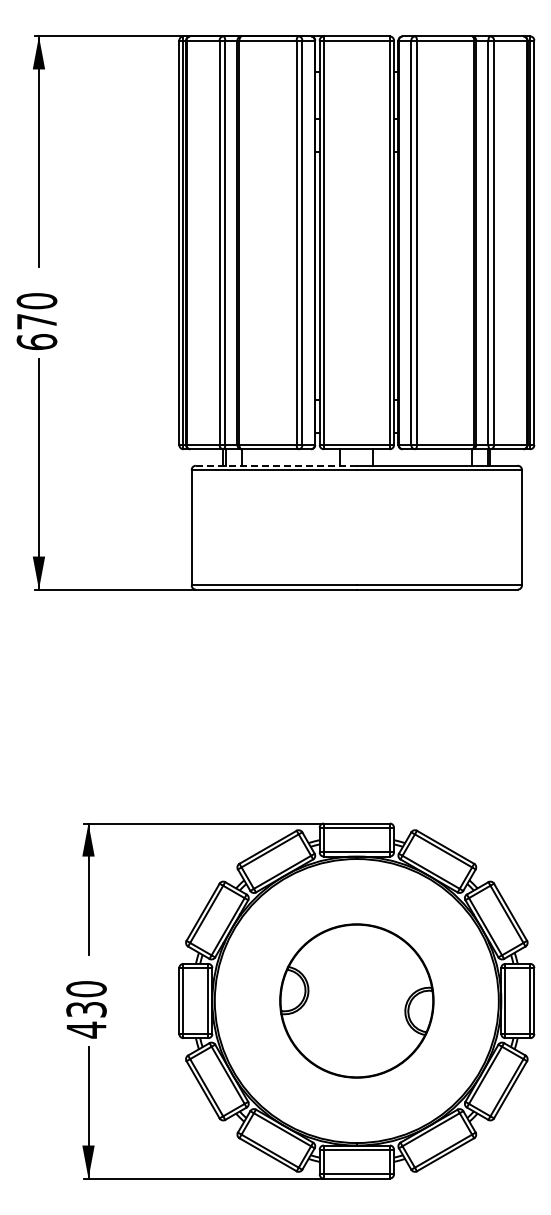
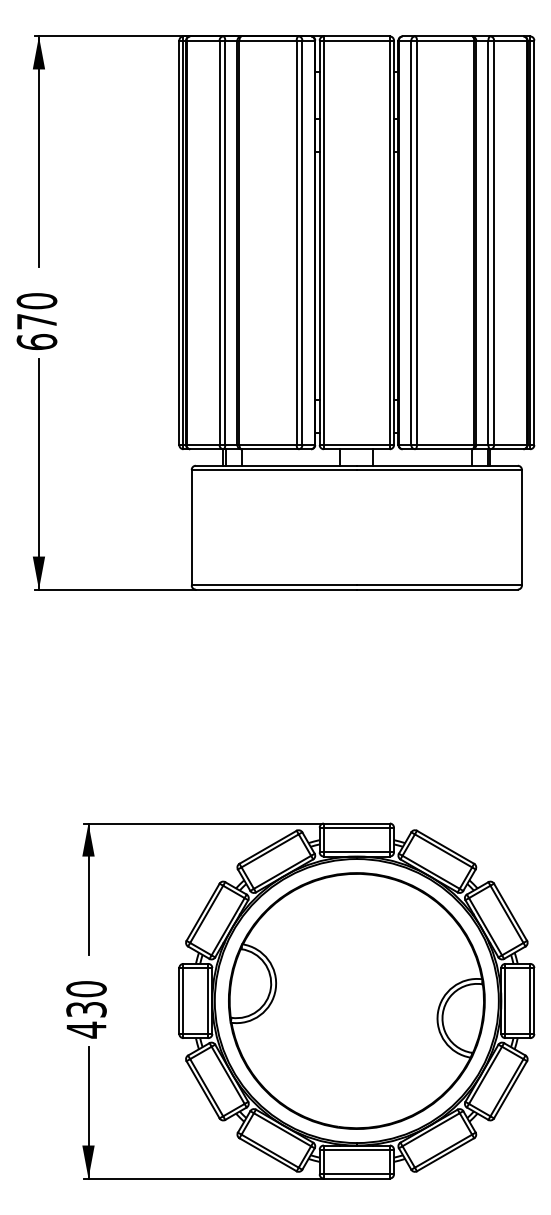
line: dashed -> solid (276, 465)
part size: 156x156 px -> 258x258 px (356, 1000)
